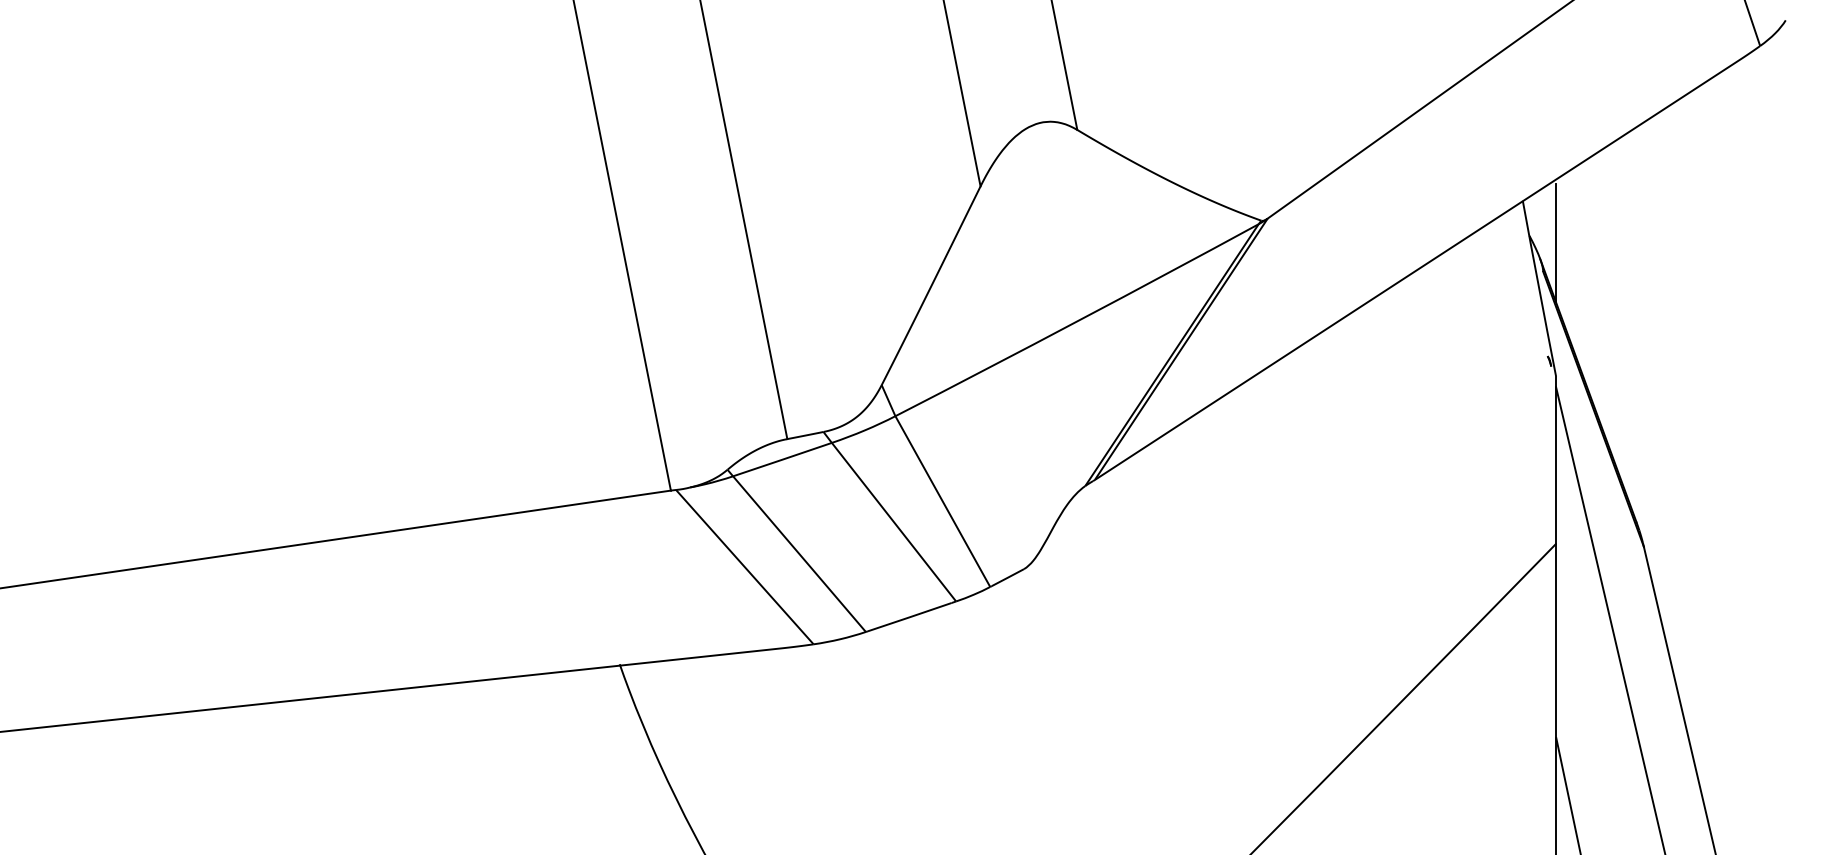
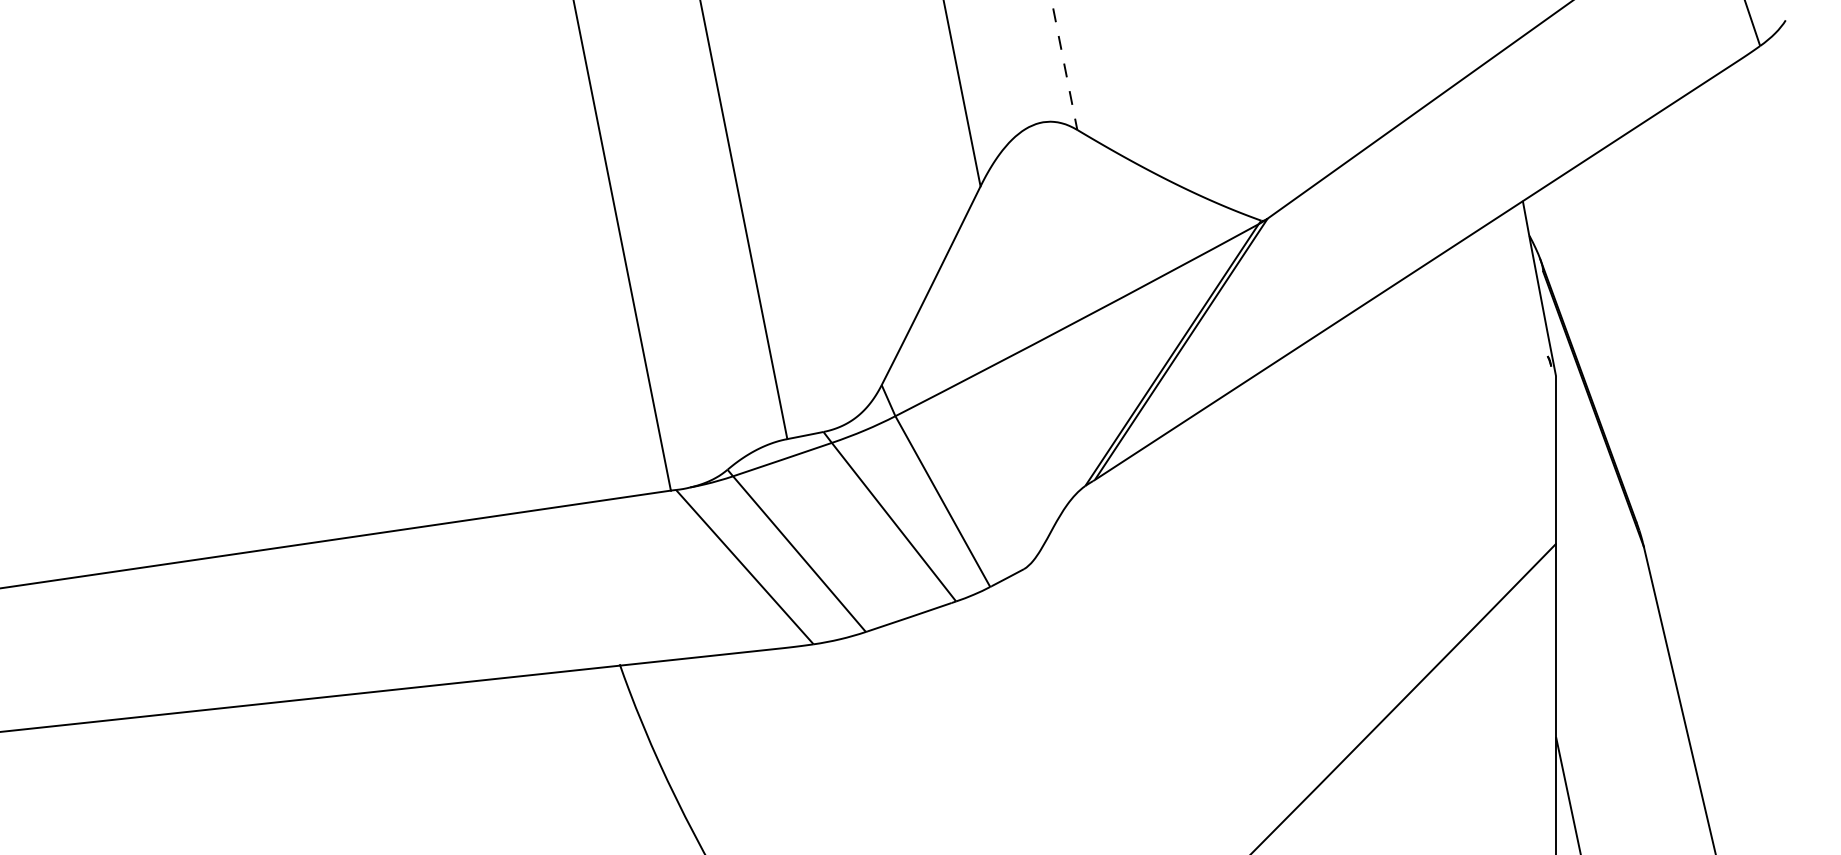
line: solid -> dashed (1064, 65)
line: present -> none (1556, 243)
line: present -> none (1610, 619)
